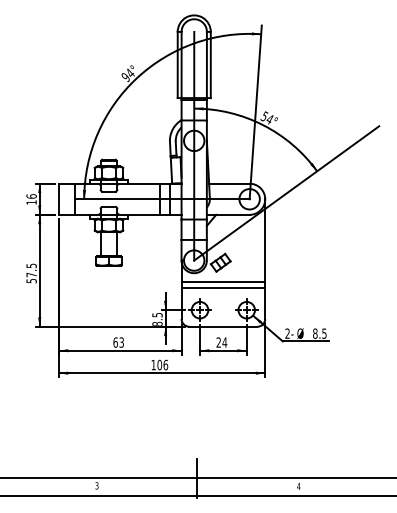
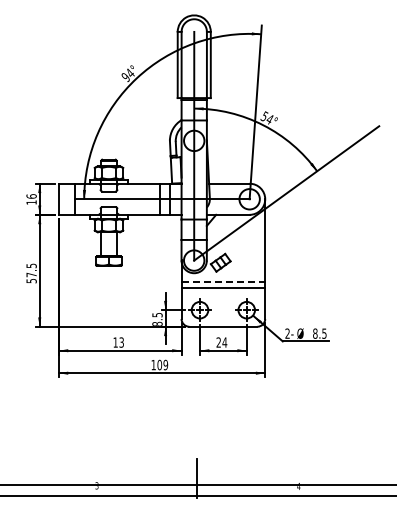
line: solid -> dashed (223, 282)
text: 63 -> 13 (115, 342)
text: 106 -> 109 (165, 364)
line position: (197, 478) -> (197, 485) (197, 485)
